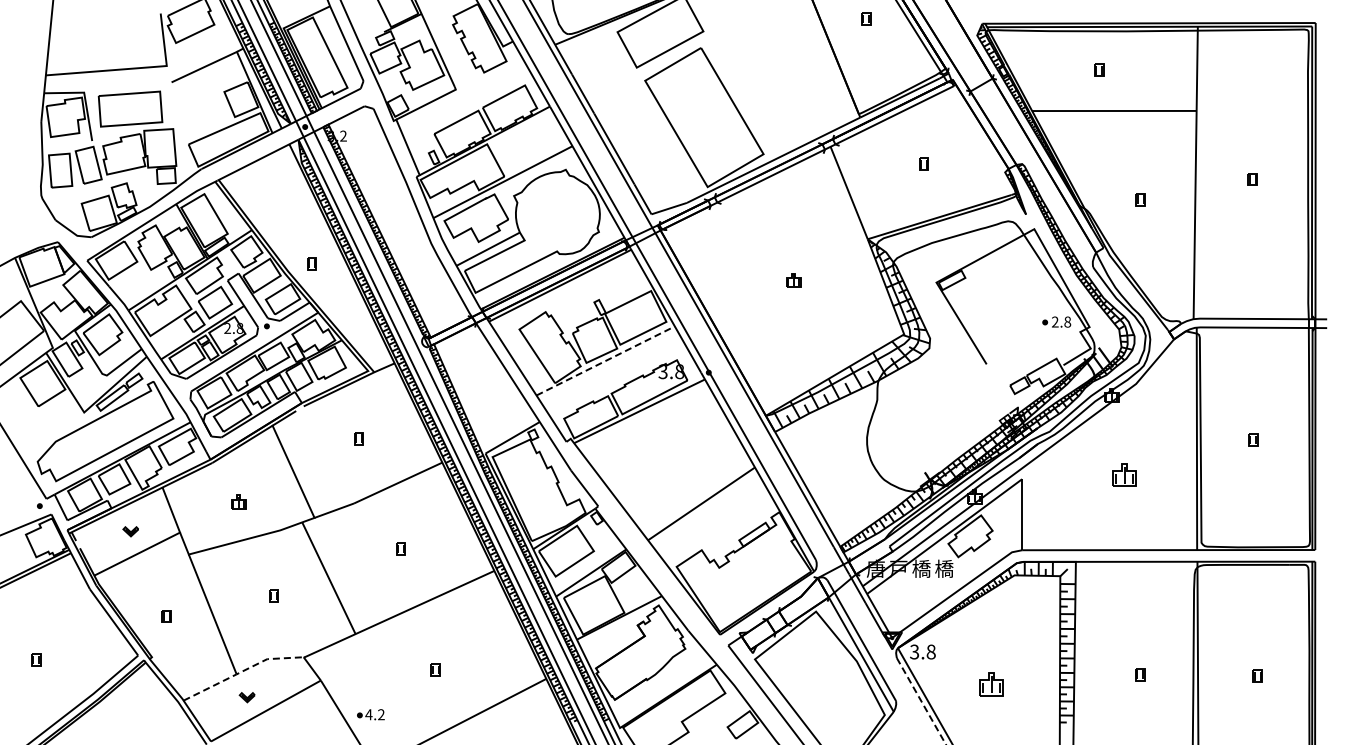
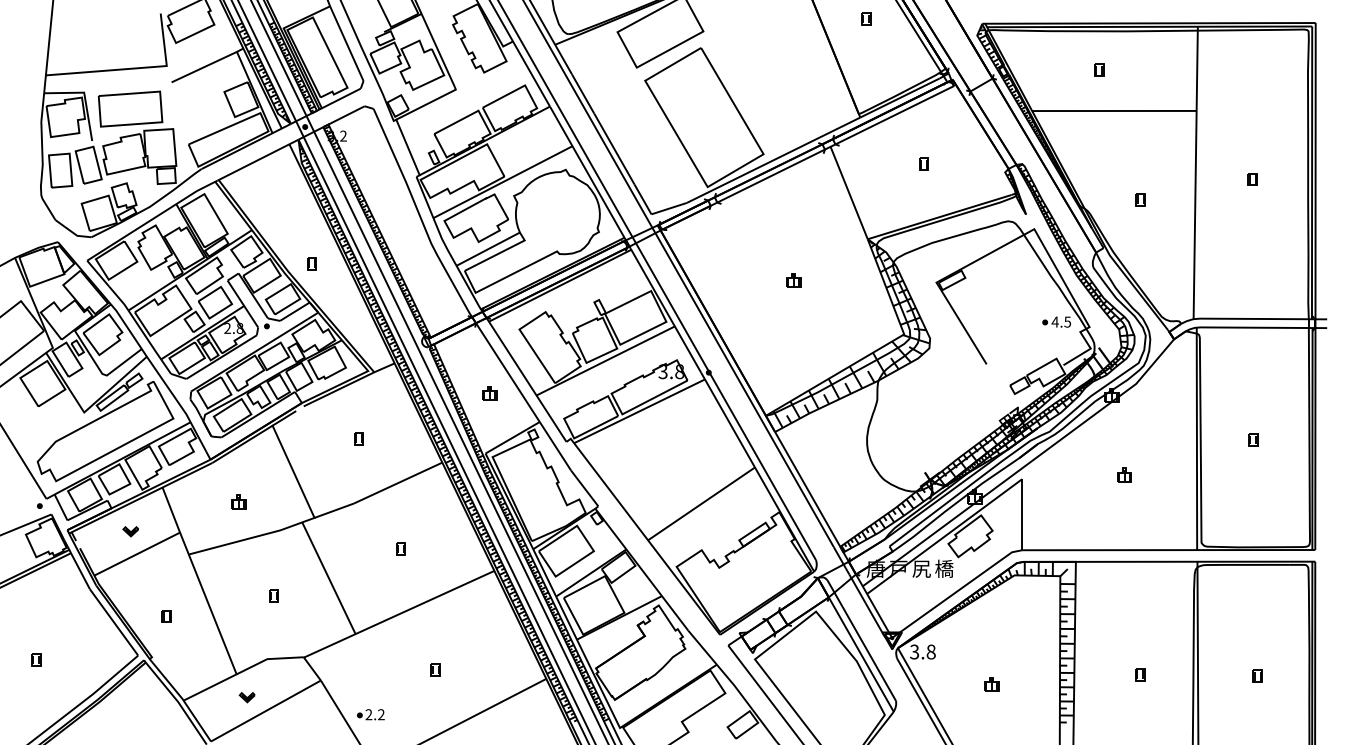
text: 2.8 -> 4.5 (1061, 321)
line: dashed -> solid (606, 360)
part: none -> present (489, 393)
part size: 25x24 px -> 15x16 px (1124, 474)
text: 橋 -> 尻 (921, 568)
line: dashed -> solid (241, 671)
part size: 25x25 px -> 16x15 px (991, 684)
line: dashed -> solid (921, 701)
text: 4.2 -> 2.2 (368, 714)
